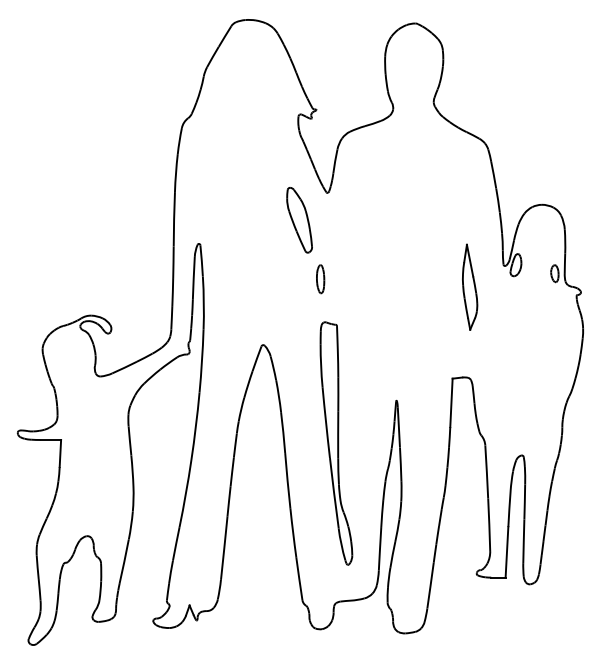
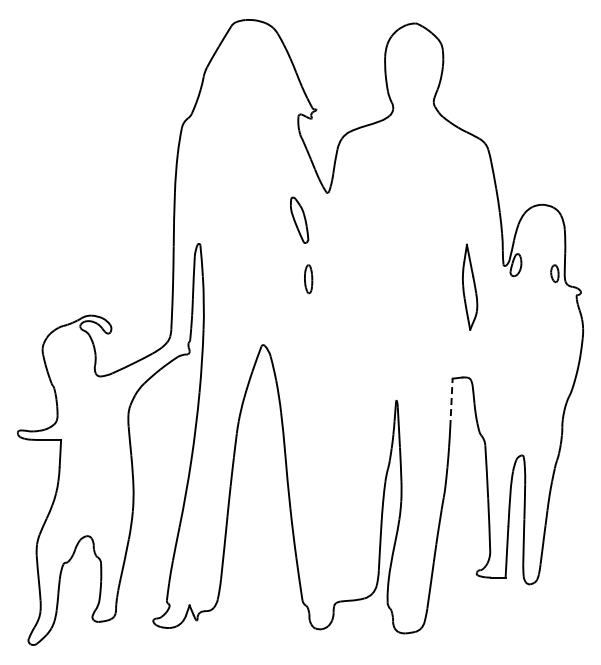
part size: 27x67 px -> 20x48 px (299, 219)
part position: (320, 279) -> (308, 279) (308, 279)
line: solid -> dashed (451, 402)
part: present -> none (336, 443)
